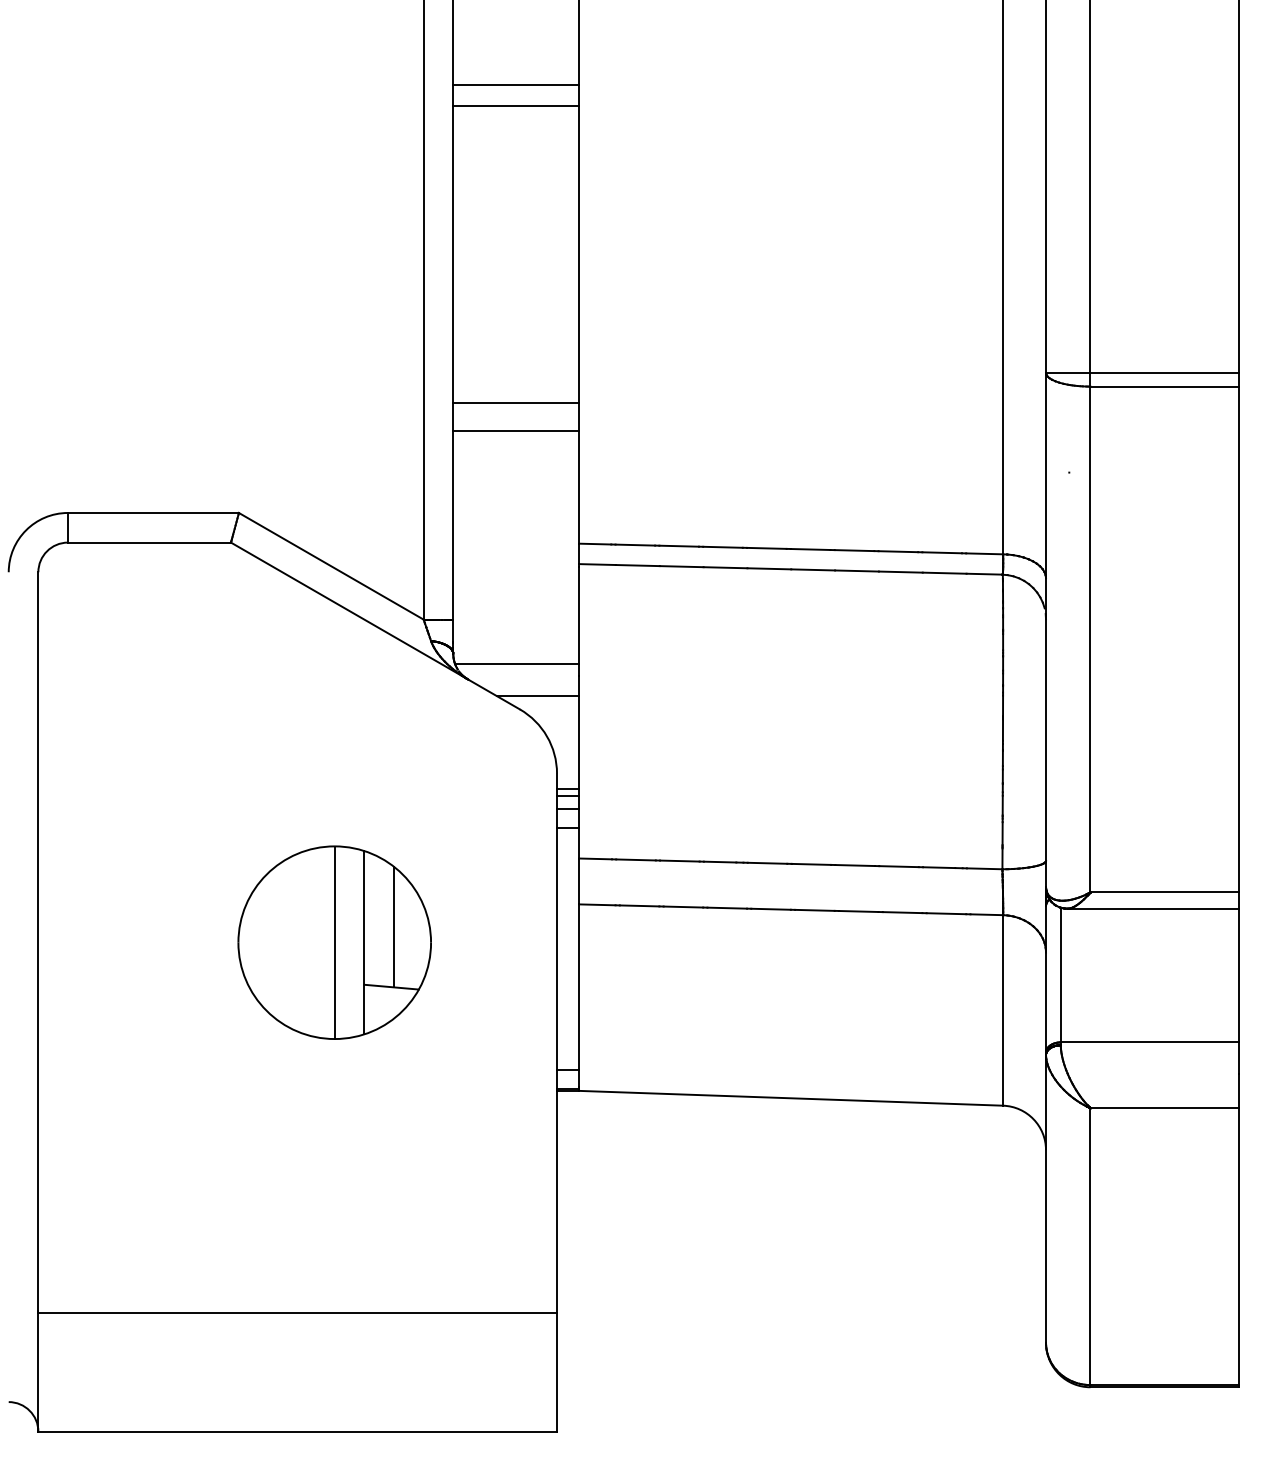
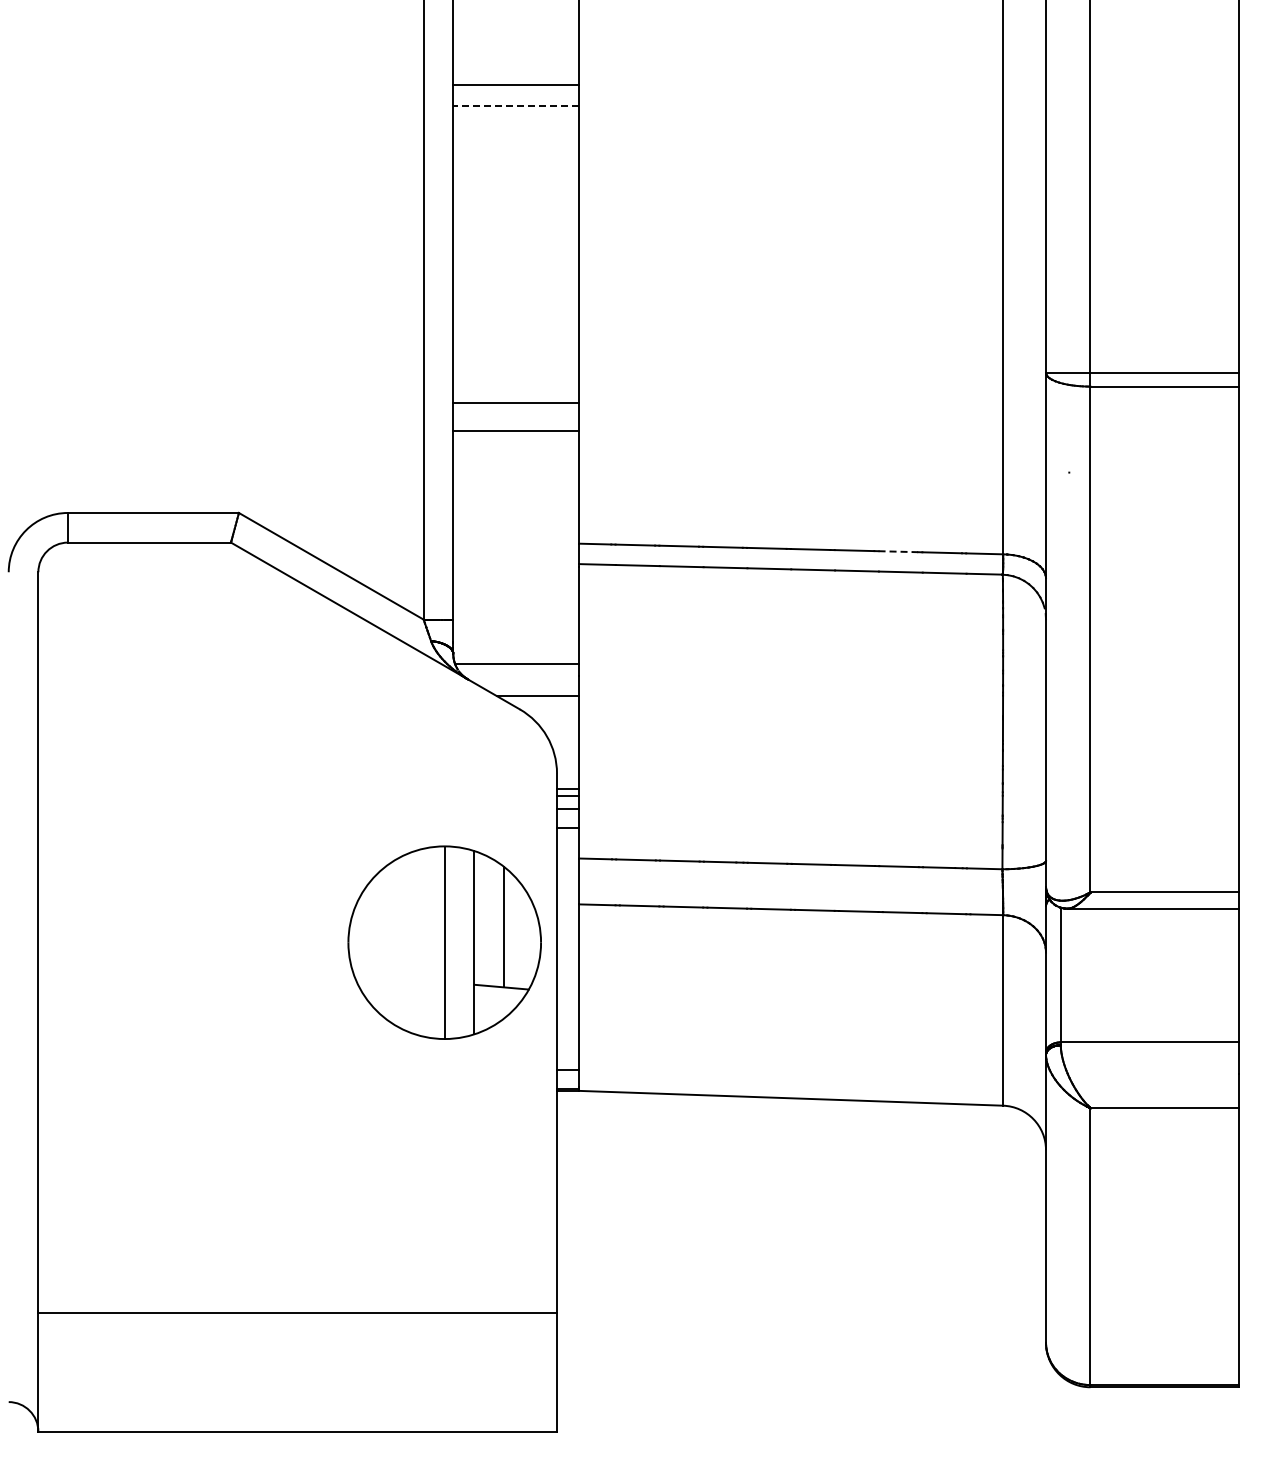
line: solid -> dashed (516, 106)
line: solid -> dashed (898, 551)
part position: (334, 942) -> (444, 942) (444, 942)
